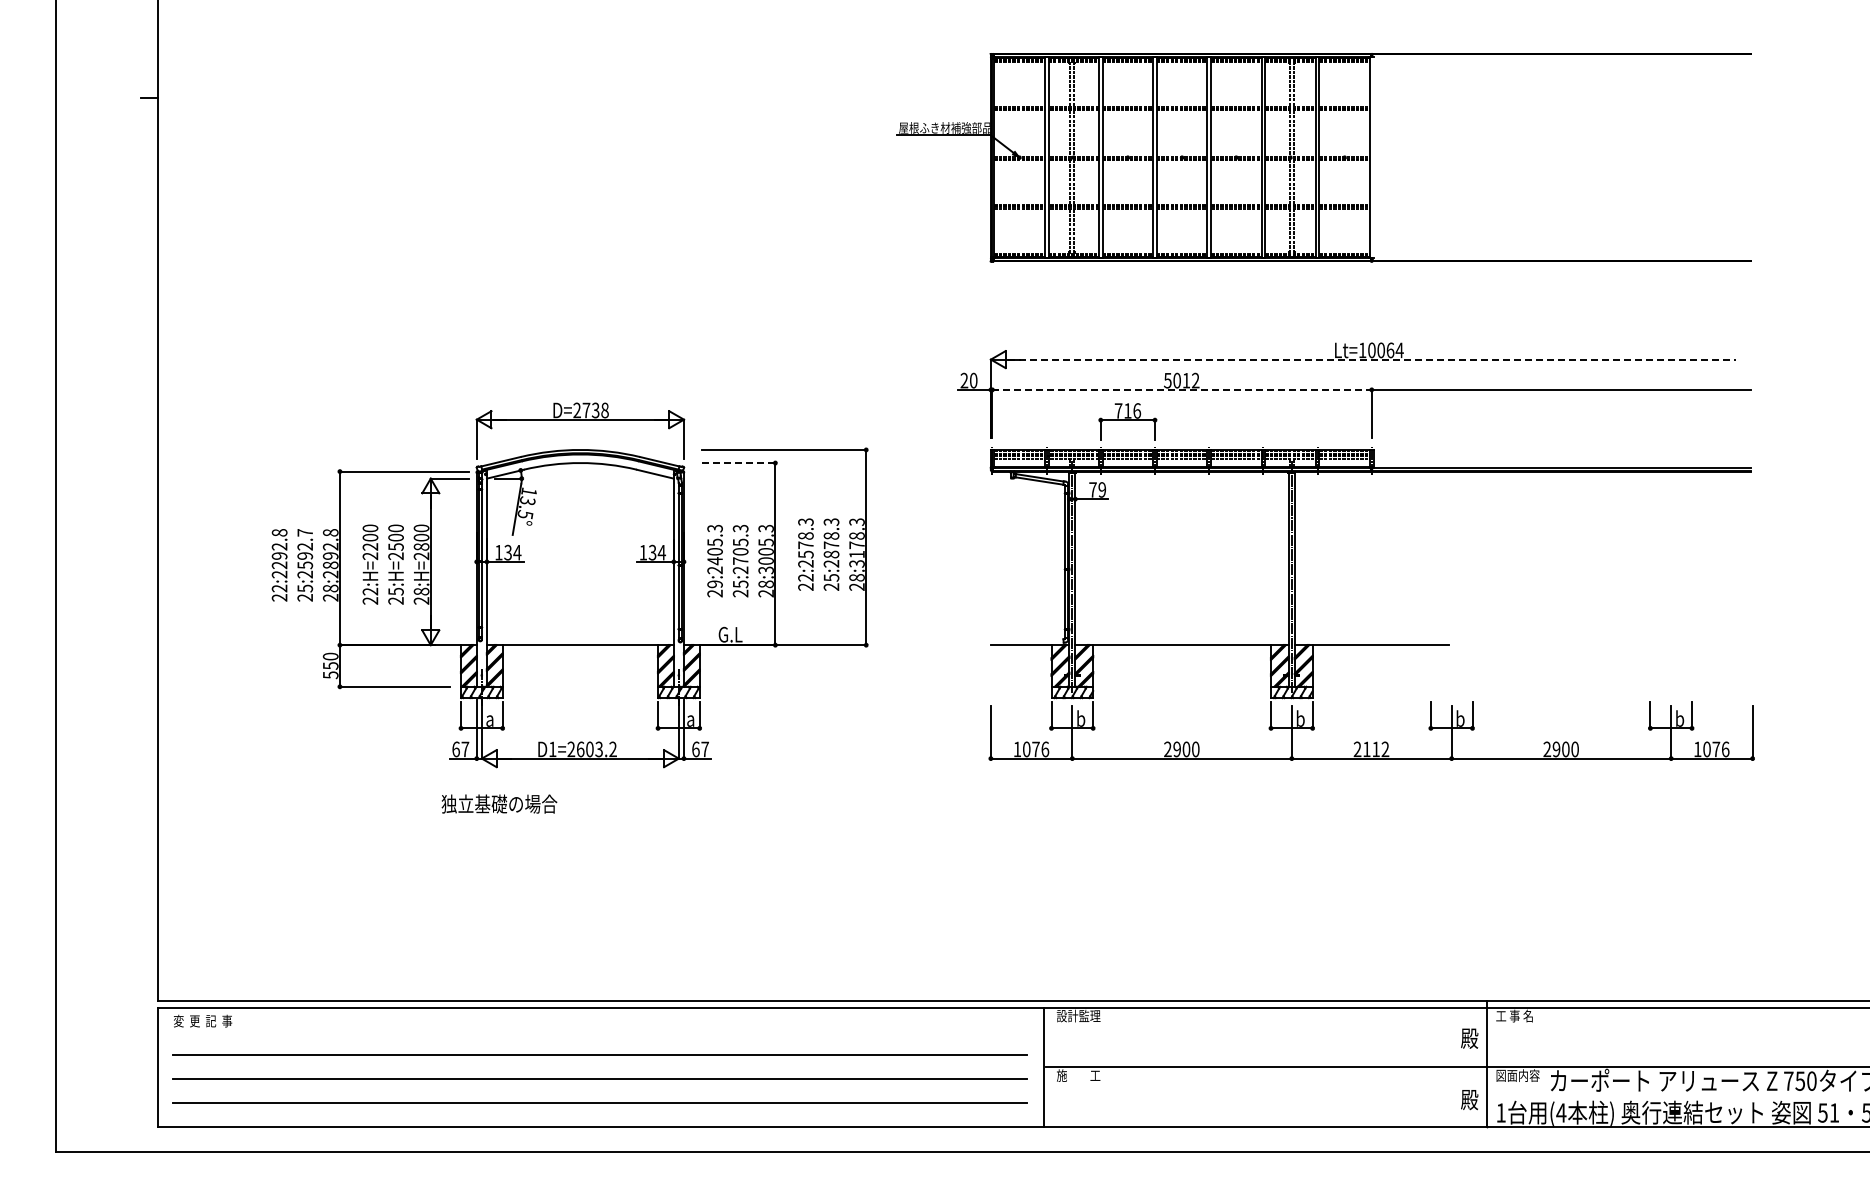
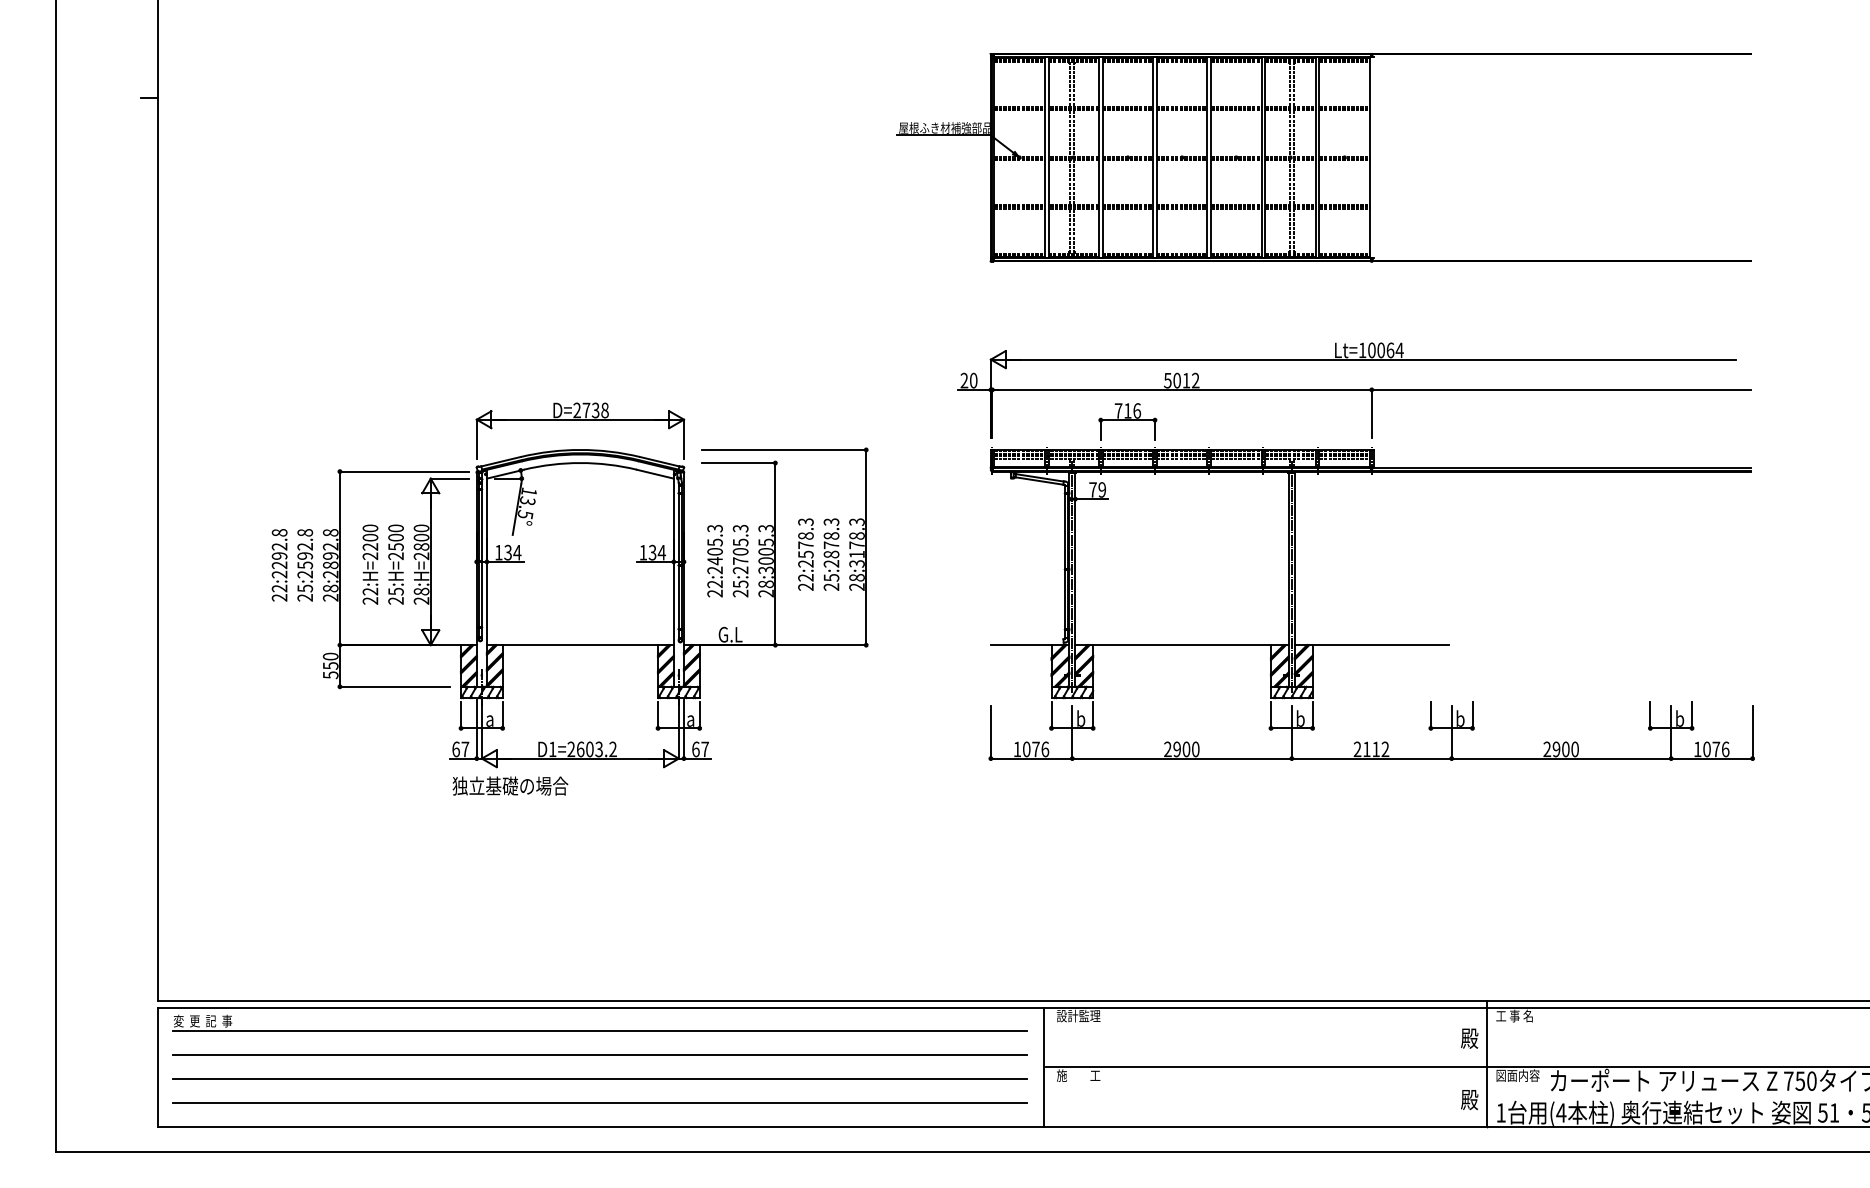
line: dashed -> solid (1371, 359)
line: dashed -> solid (1182, 389)
line: dashed -> solid (738, 463)
text: 25:2592.7 -> 25:2592.8 (305, 532)
text: 29:2405.3 -> 22:2405.3 (715, 584)
text position: (499, 803) -> (510, 785) (510, 785)
line: none -> present (599, 1031)
